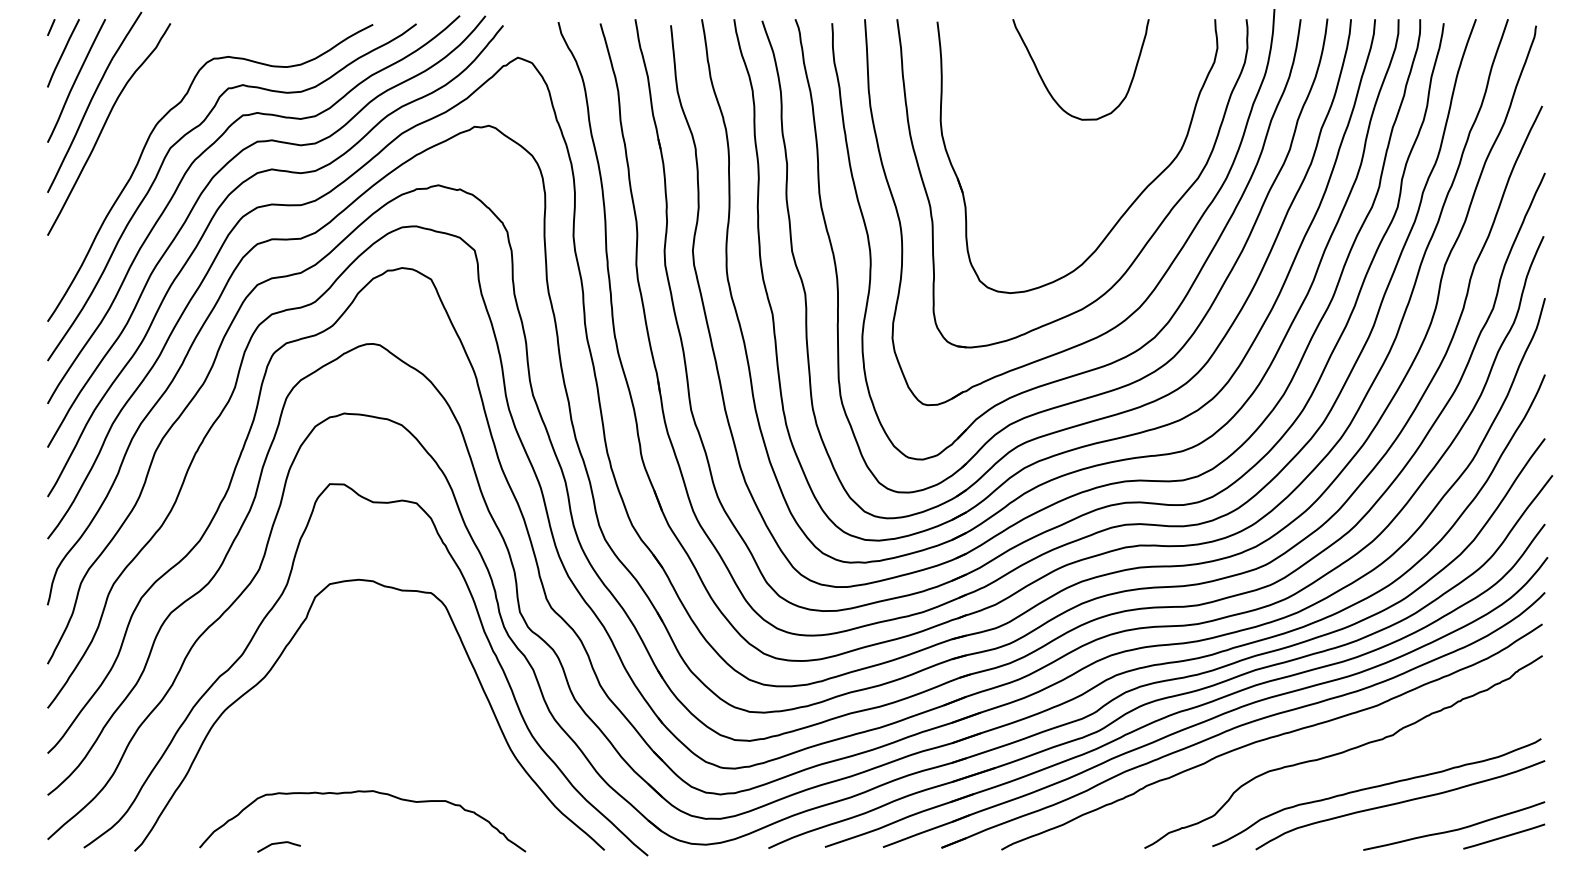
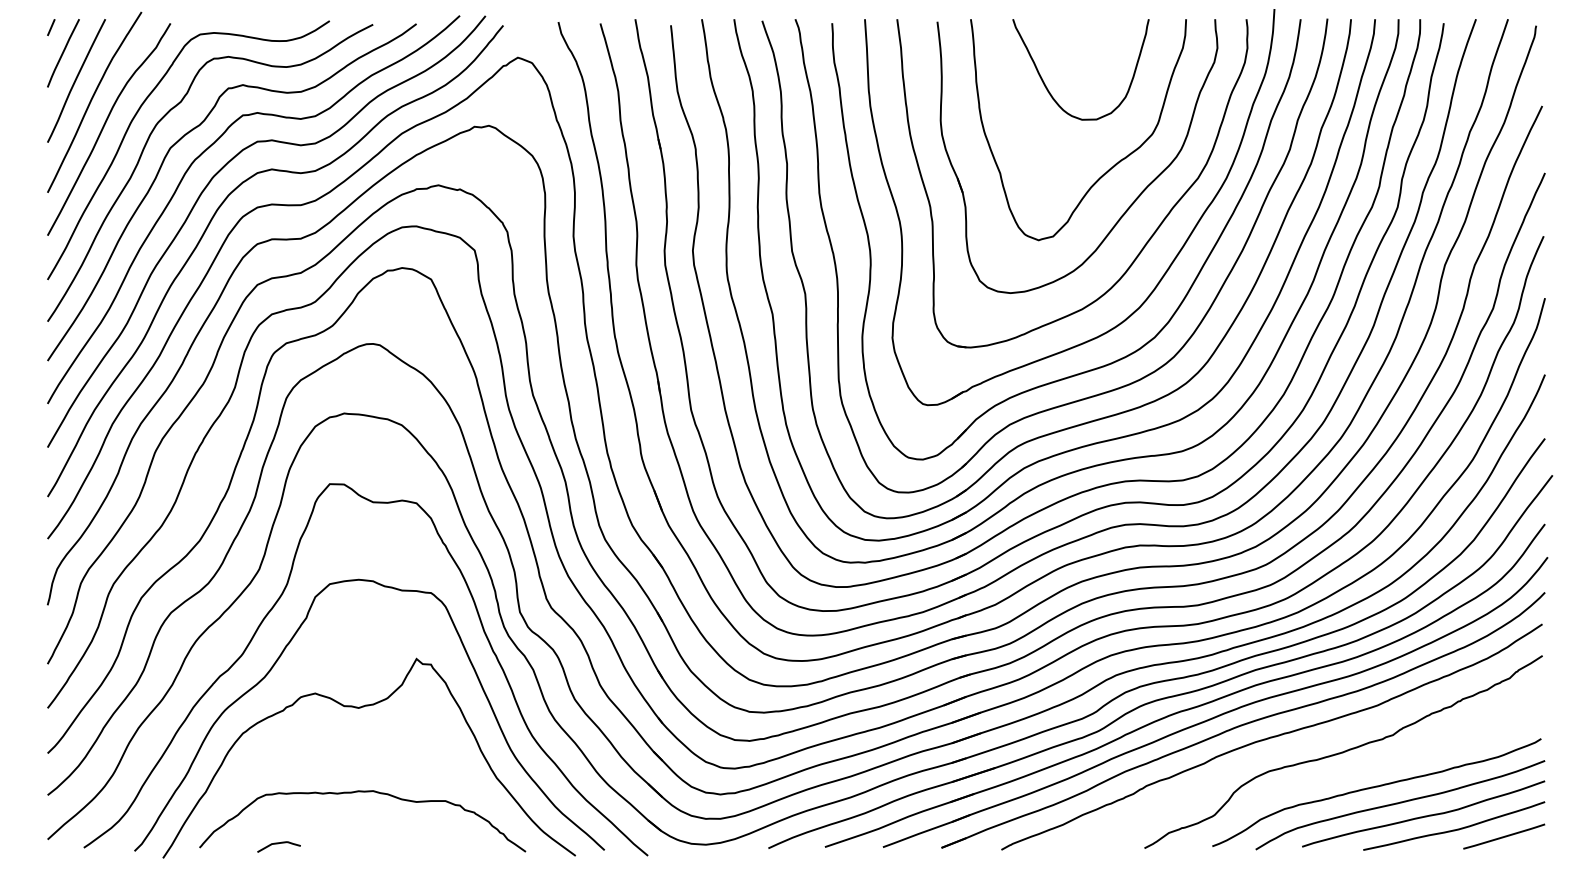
curve: none -> present (135, 117)
curve: none -> present (1110, 167)
curve: none -> present (360, 708)
curve: none -> present (1424, 815)
